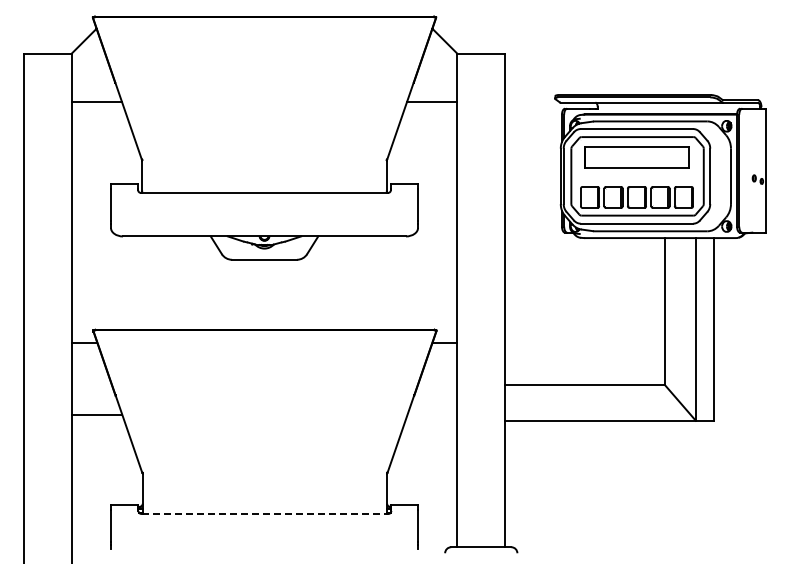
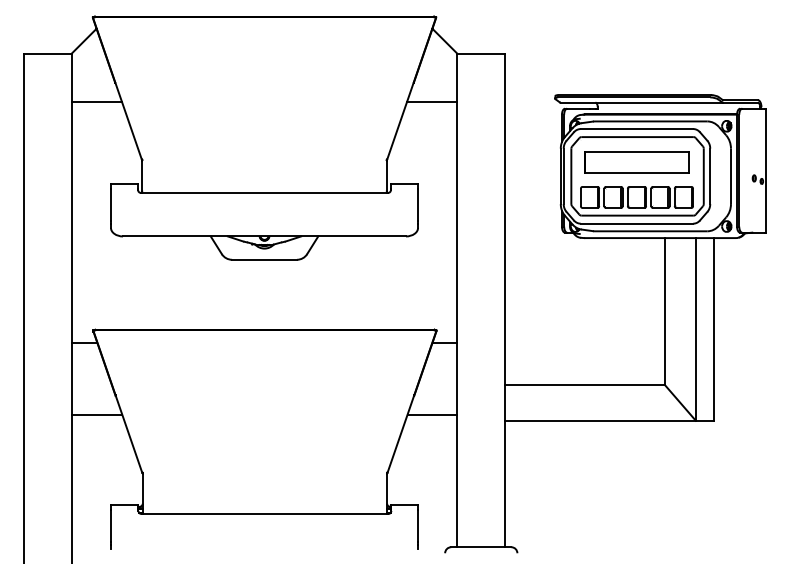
part position: (636, 157) -> (636, 162) (636, 162)
line: none -> present (432, 414)
line: dashed -> solid (265, 513)
